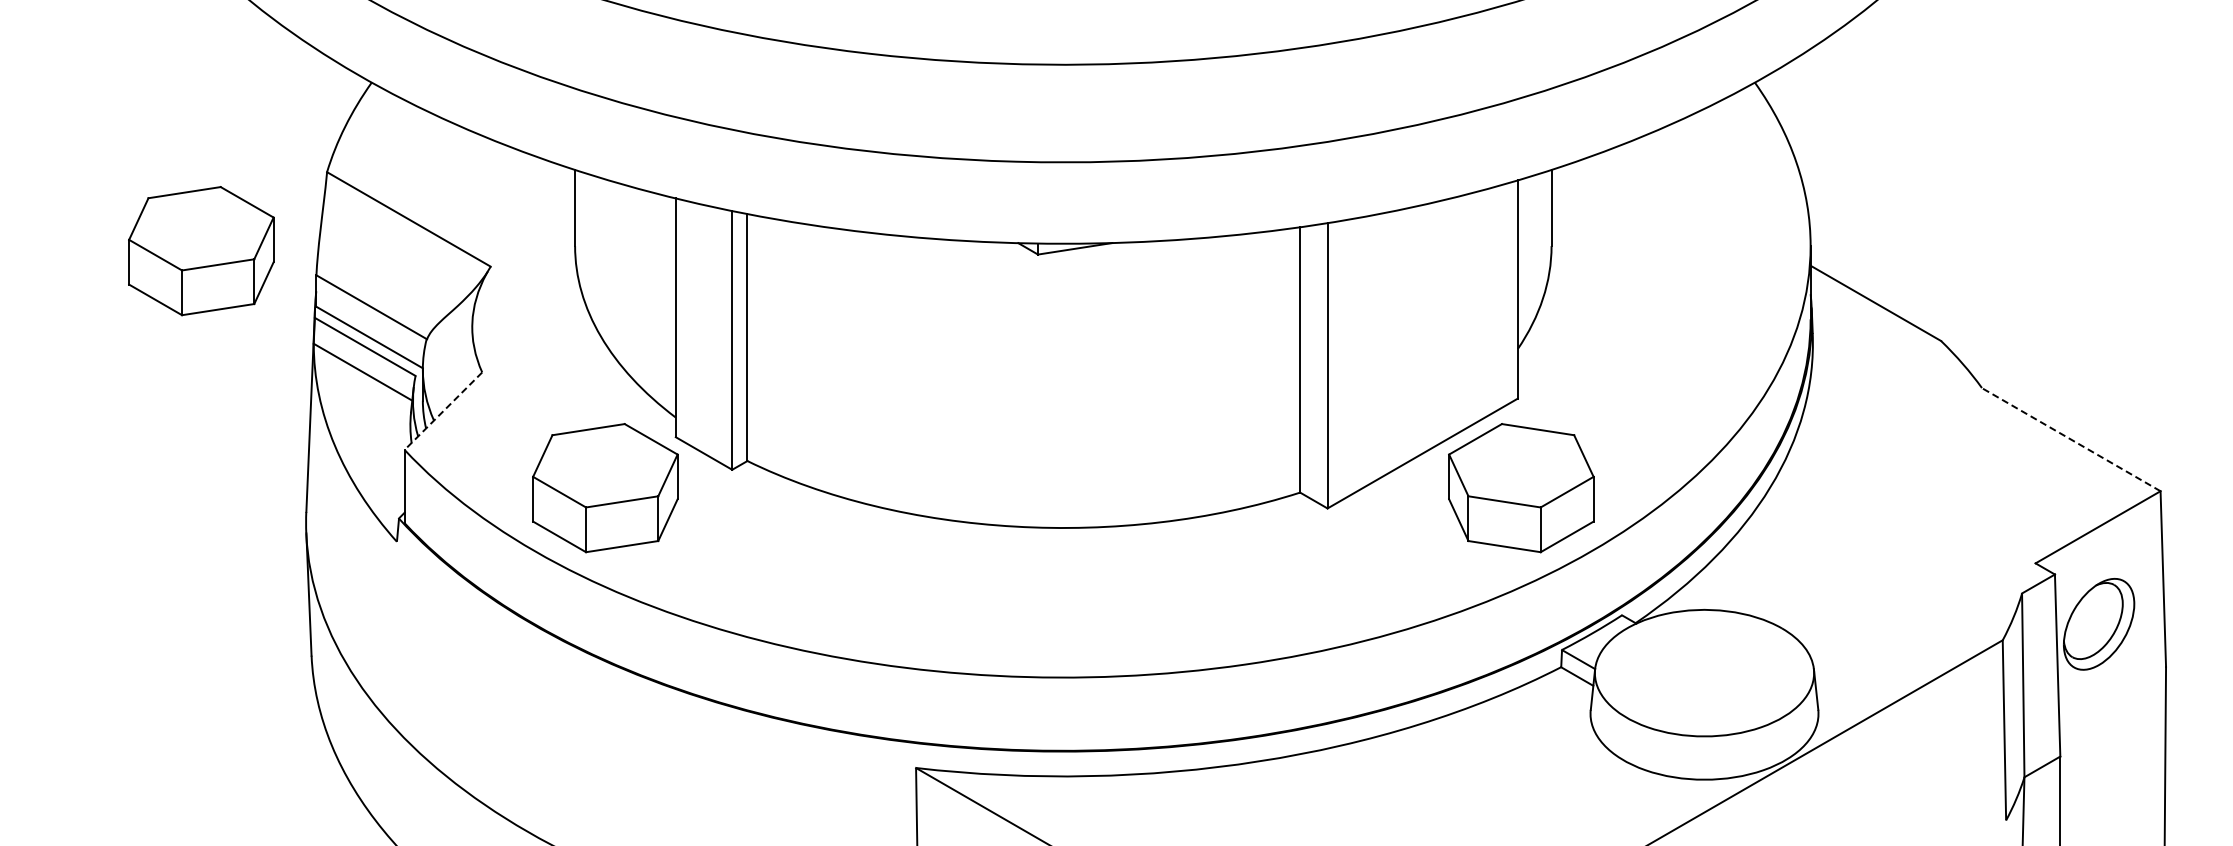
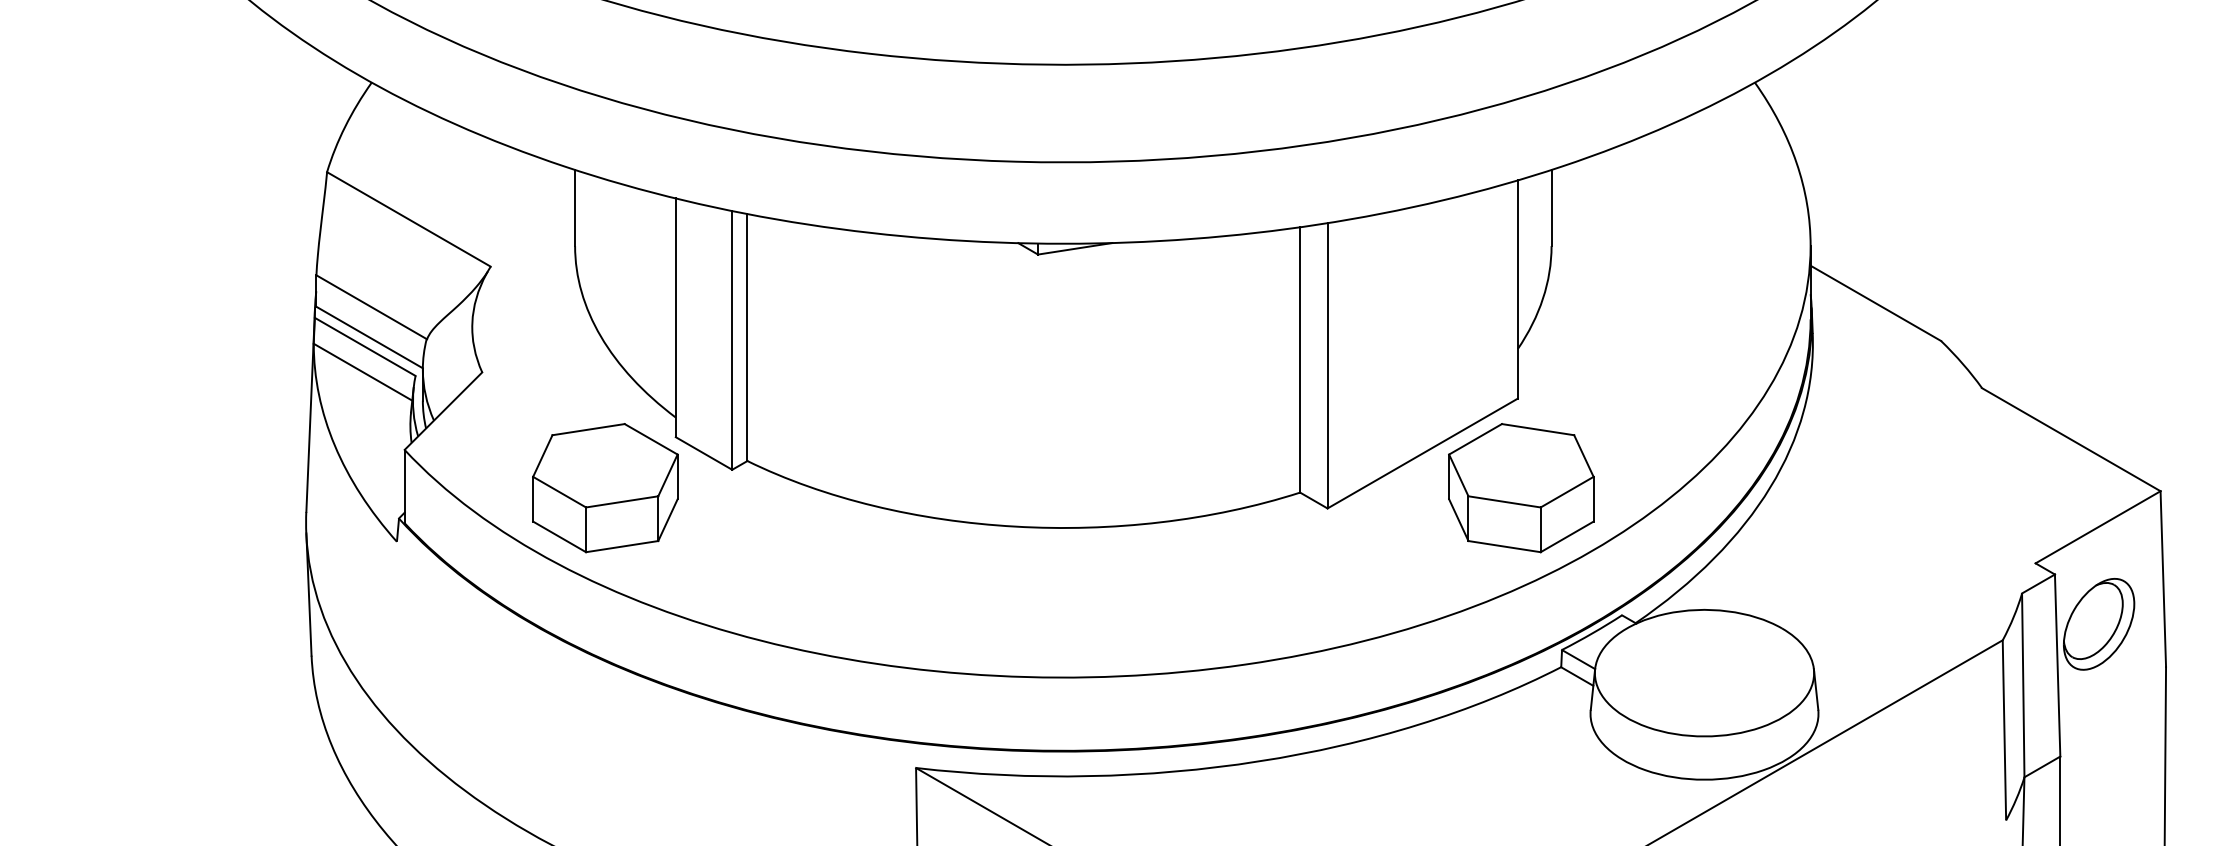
part: present -> none (201, 251)
line: dashed -> solid (443, 411)
line: dashed -> solid (2070, 439)
